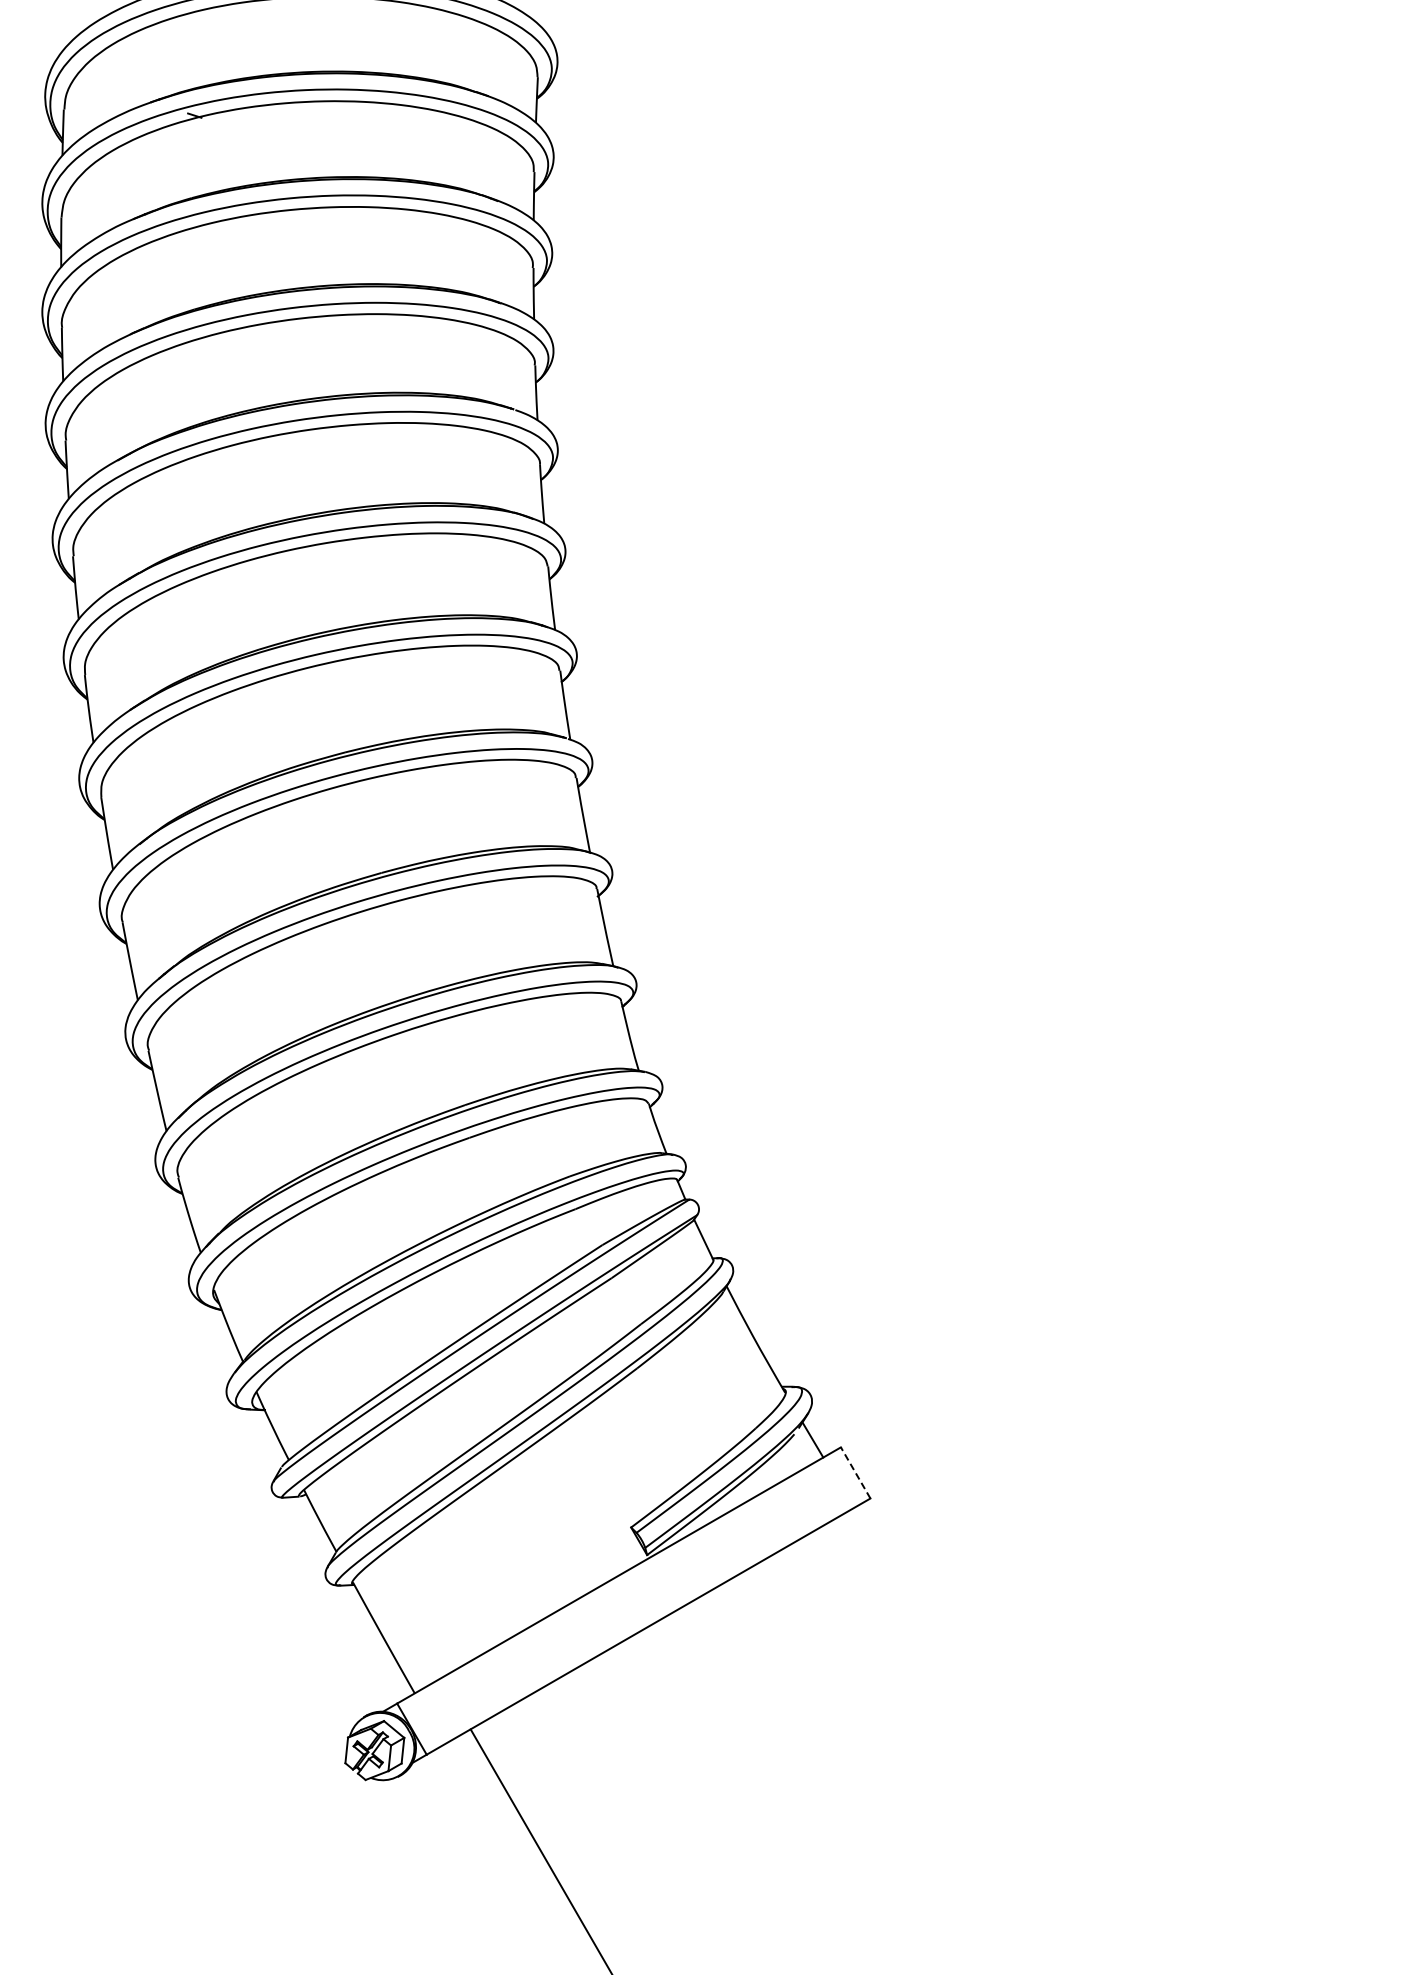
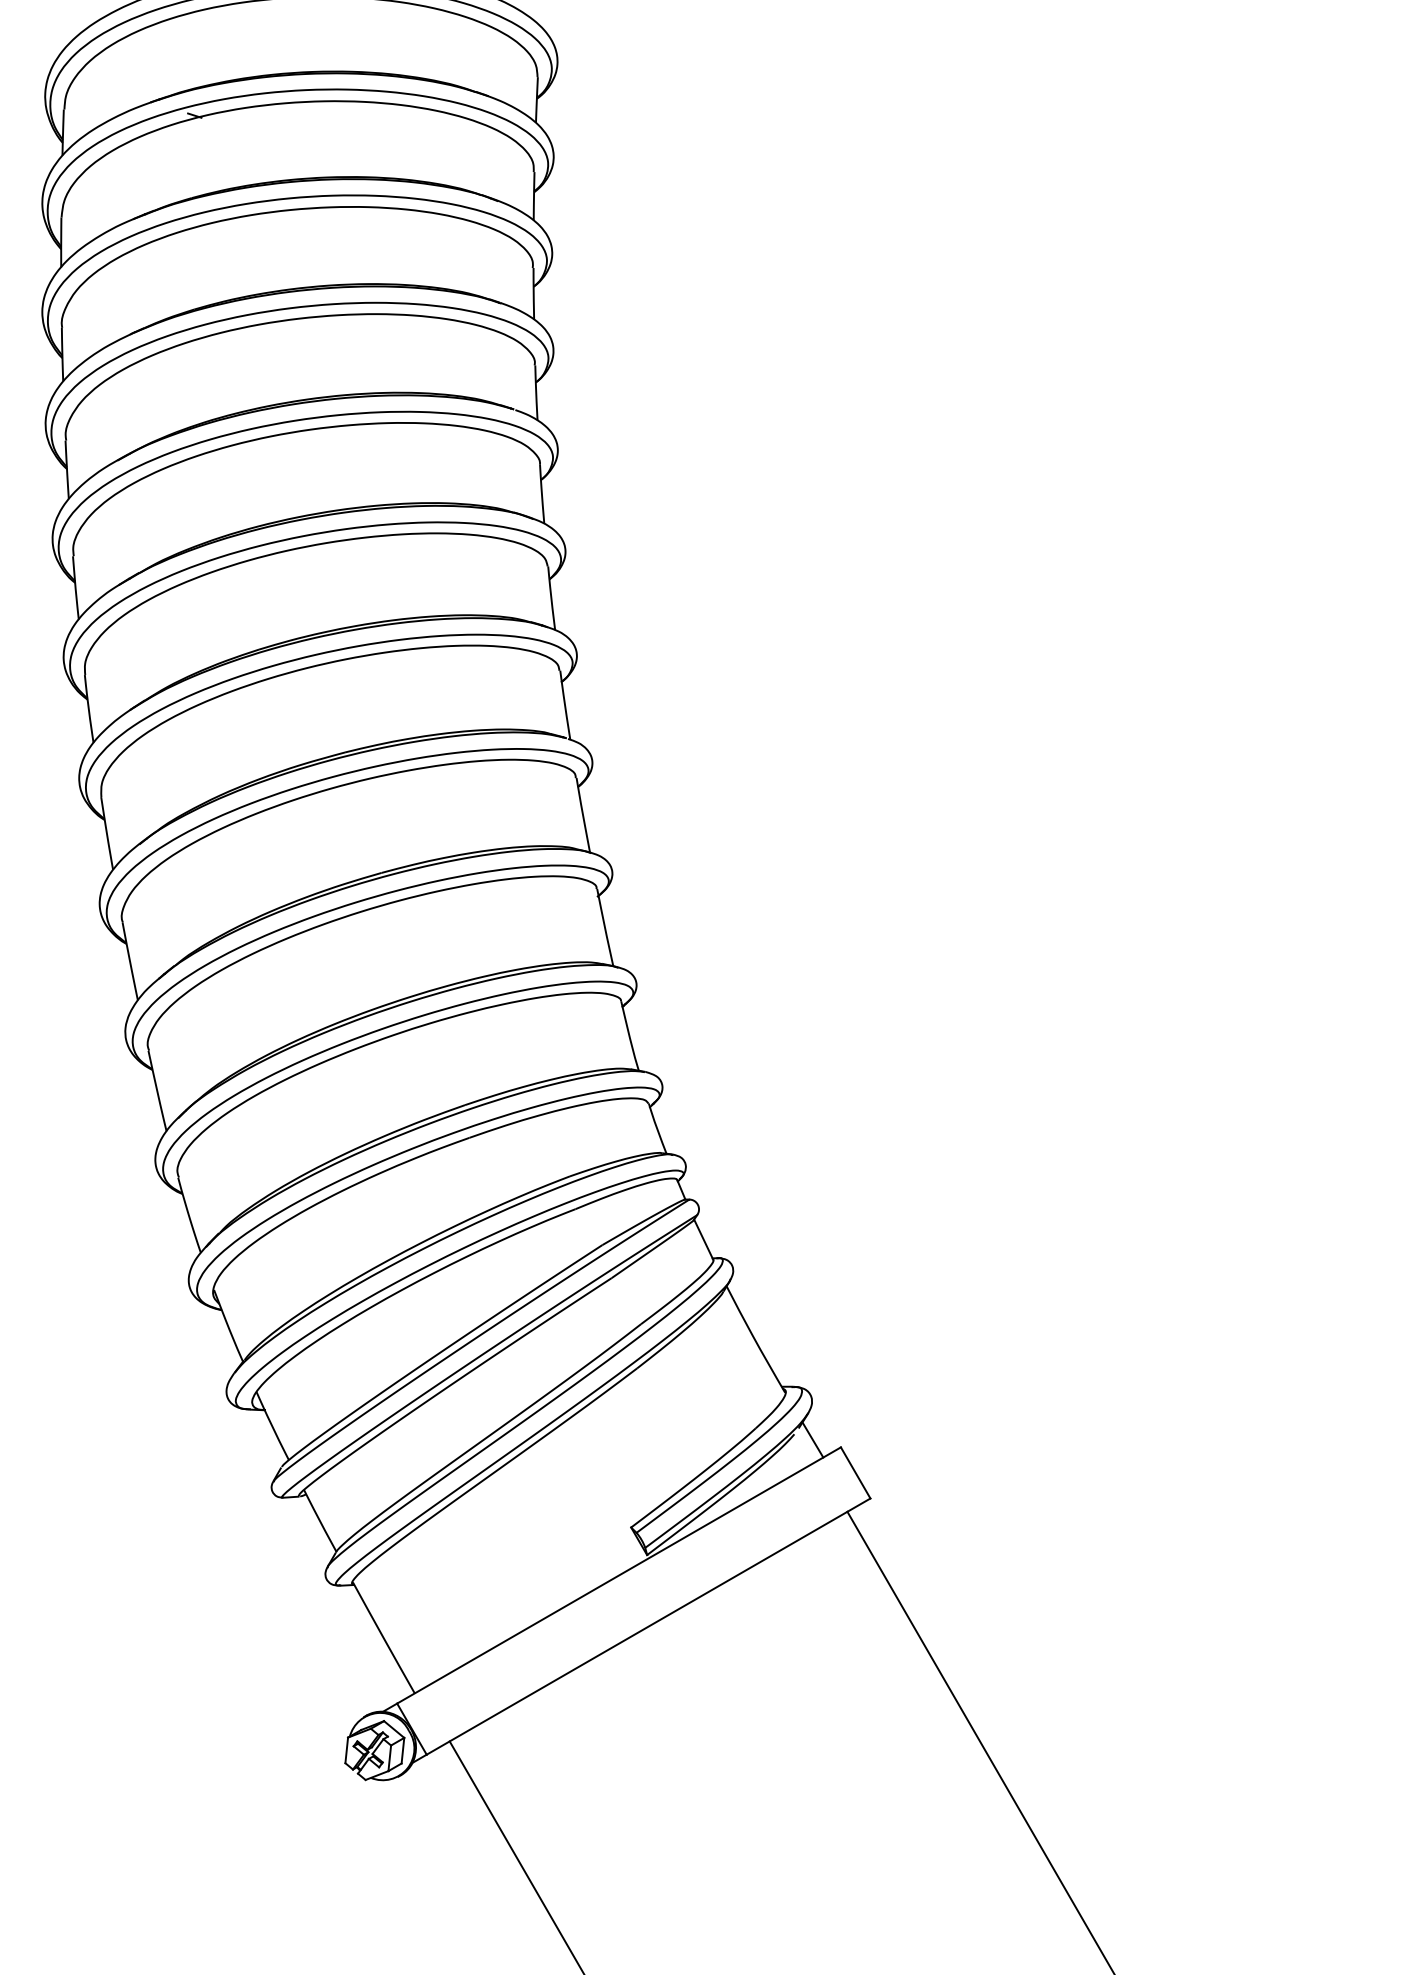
line: dashed -> solid (855, 1472)
line: none -> present (980, 1741)
line position: (540, 1850) -> (515, 1856) (515, 1856)
